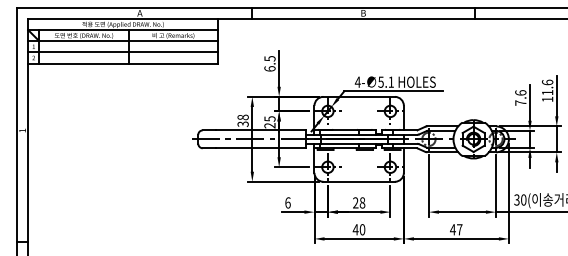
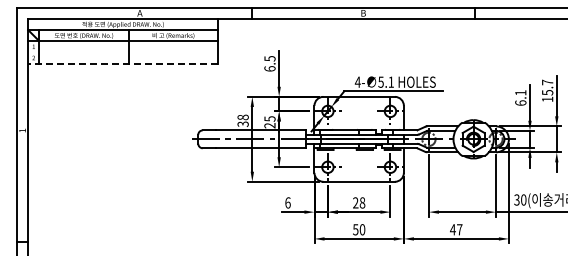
line: present -> none (123, 52)
line: solid -> dashed (123, 63)
text: 11.6 -> 15.7 (547, 87)
text: 7.6 -> 6.1 (520, 97)
text: 40 -> 50 (355, 229)
